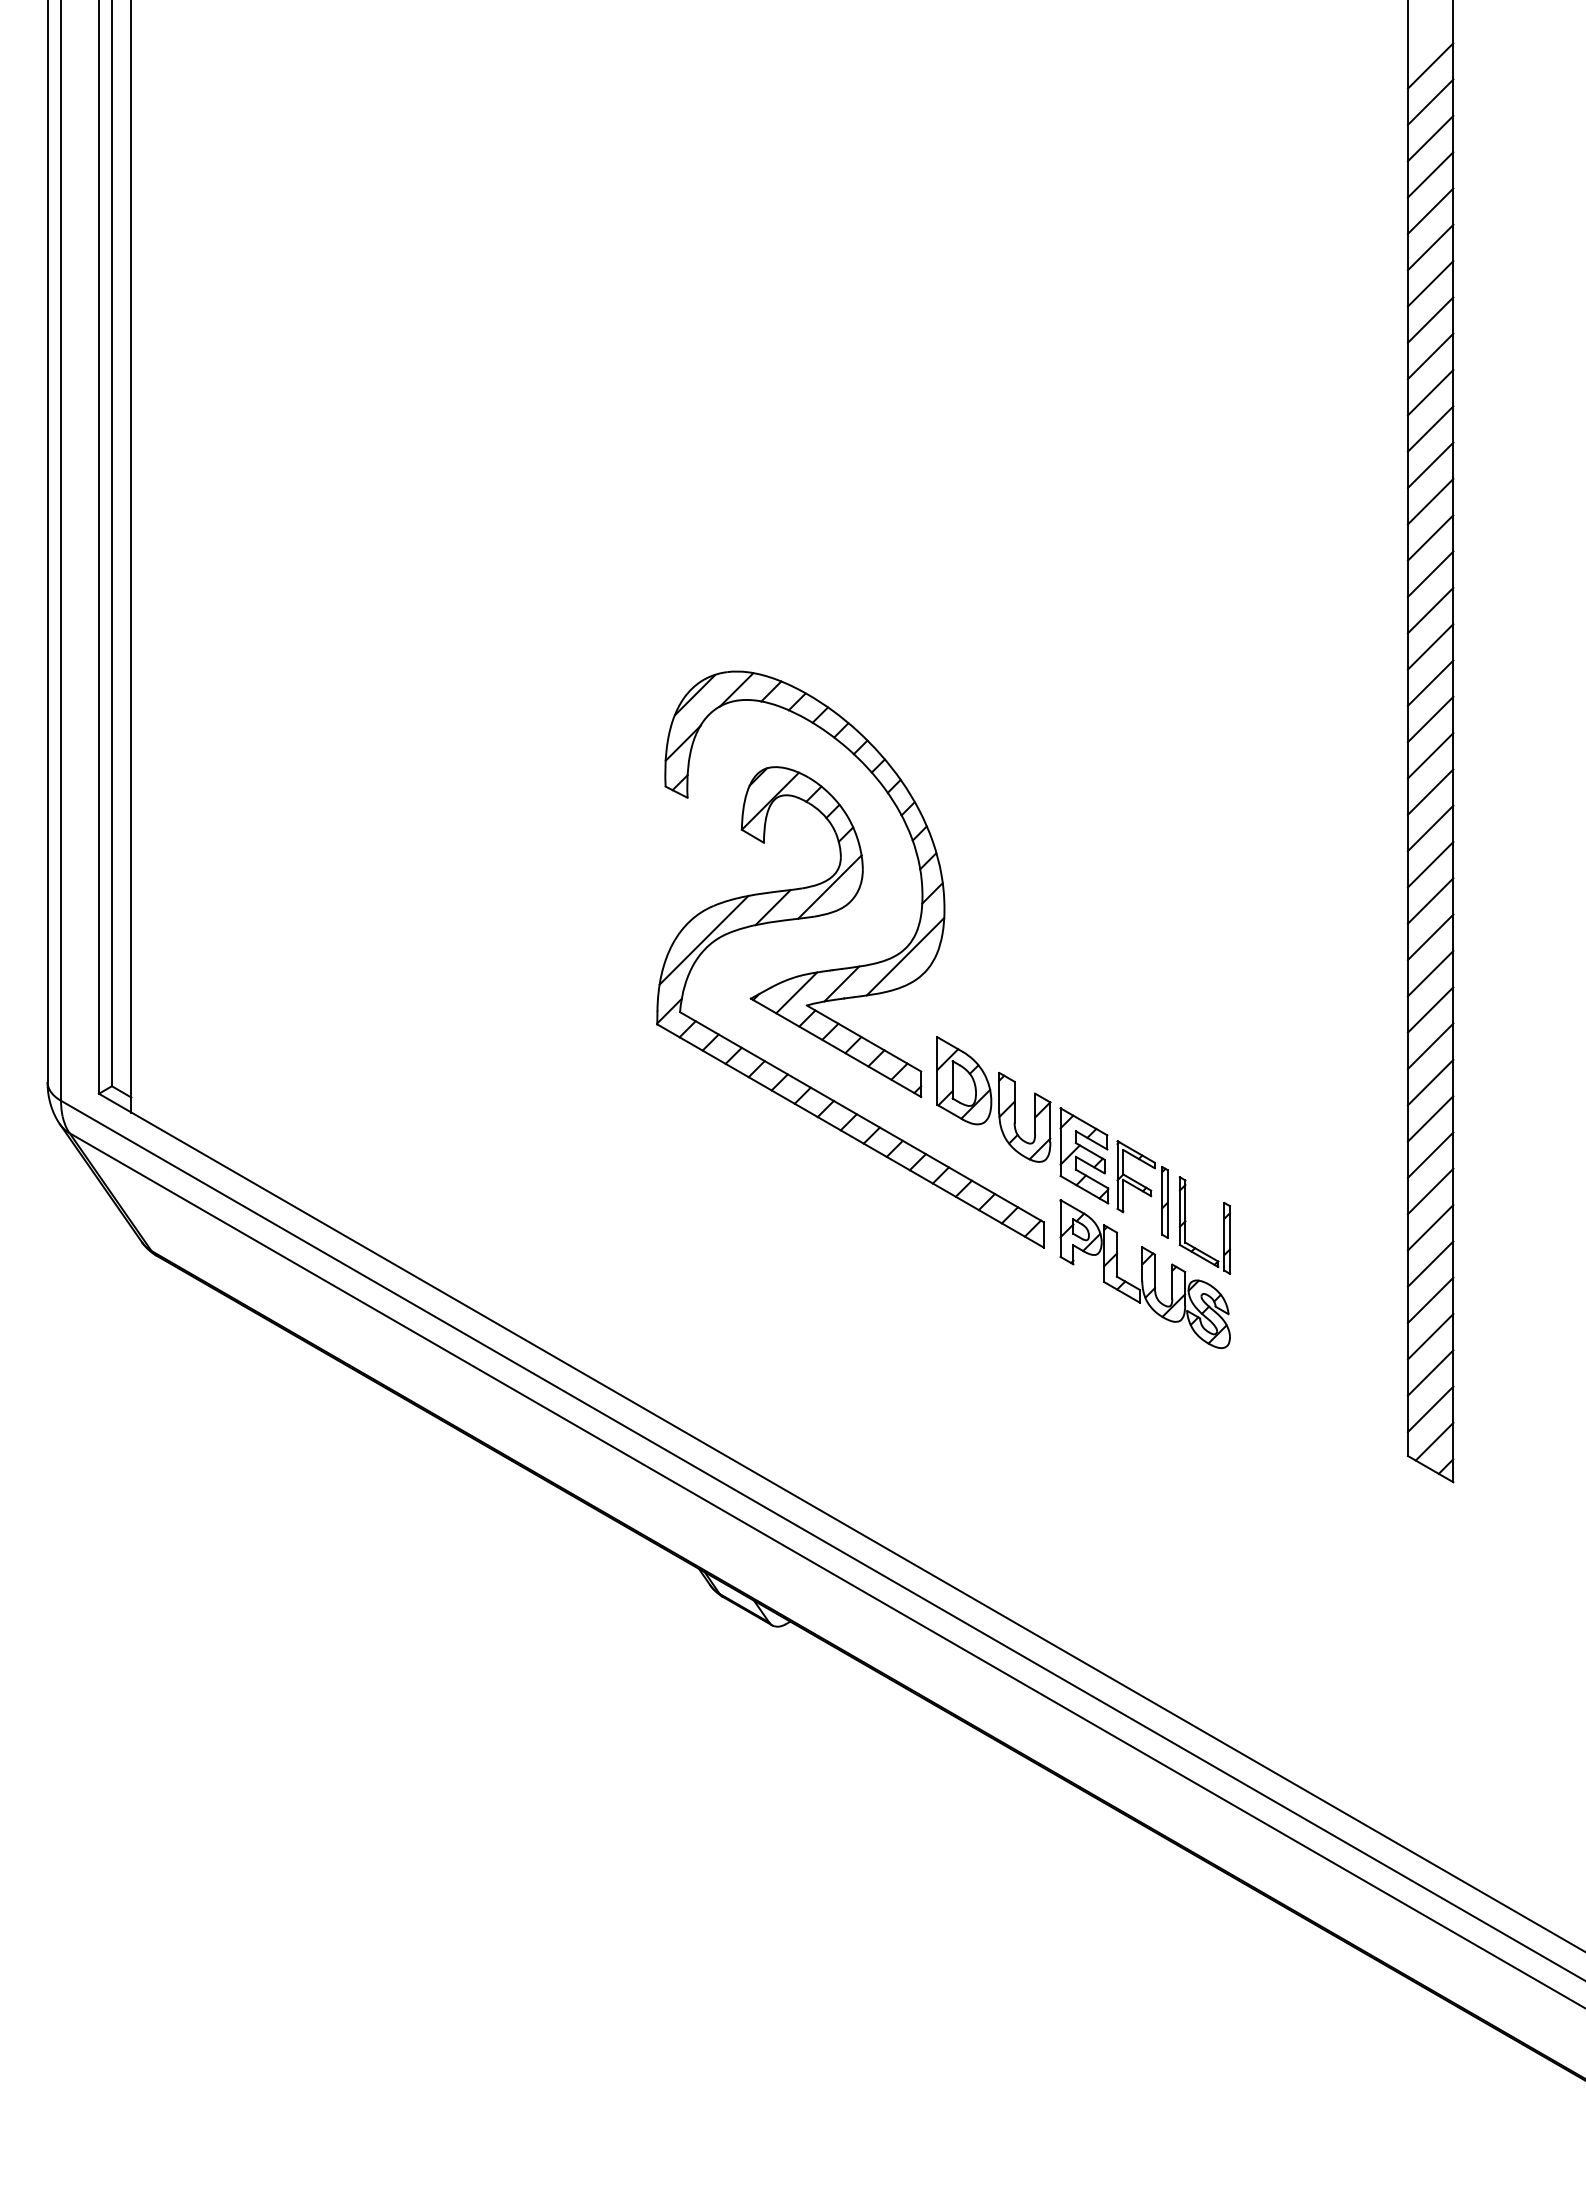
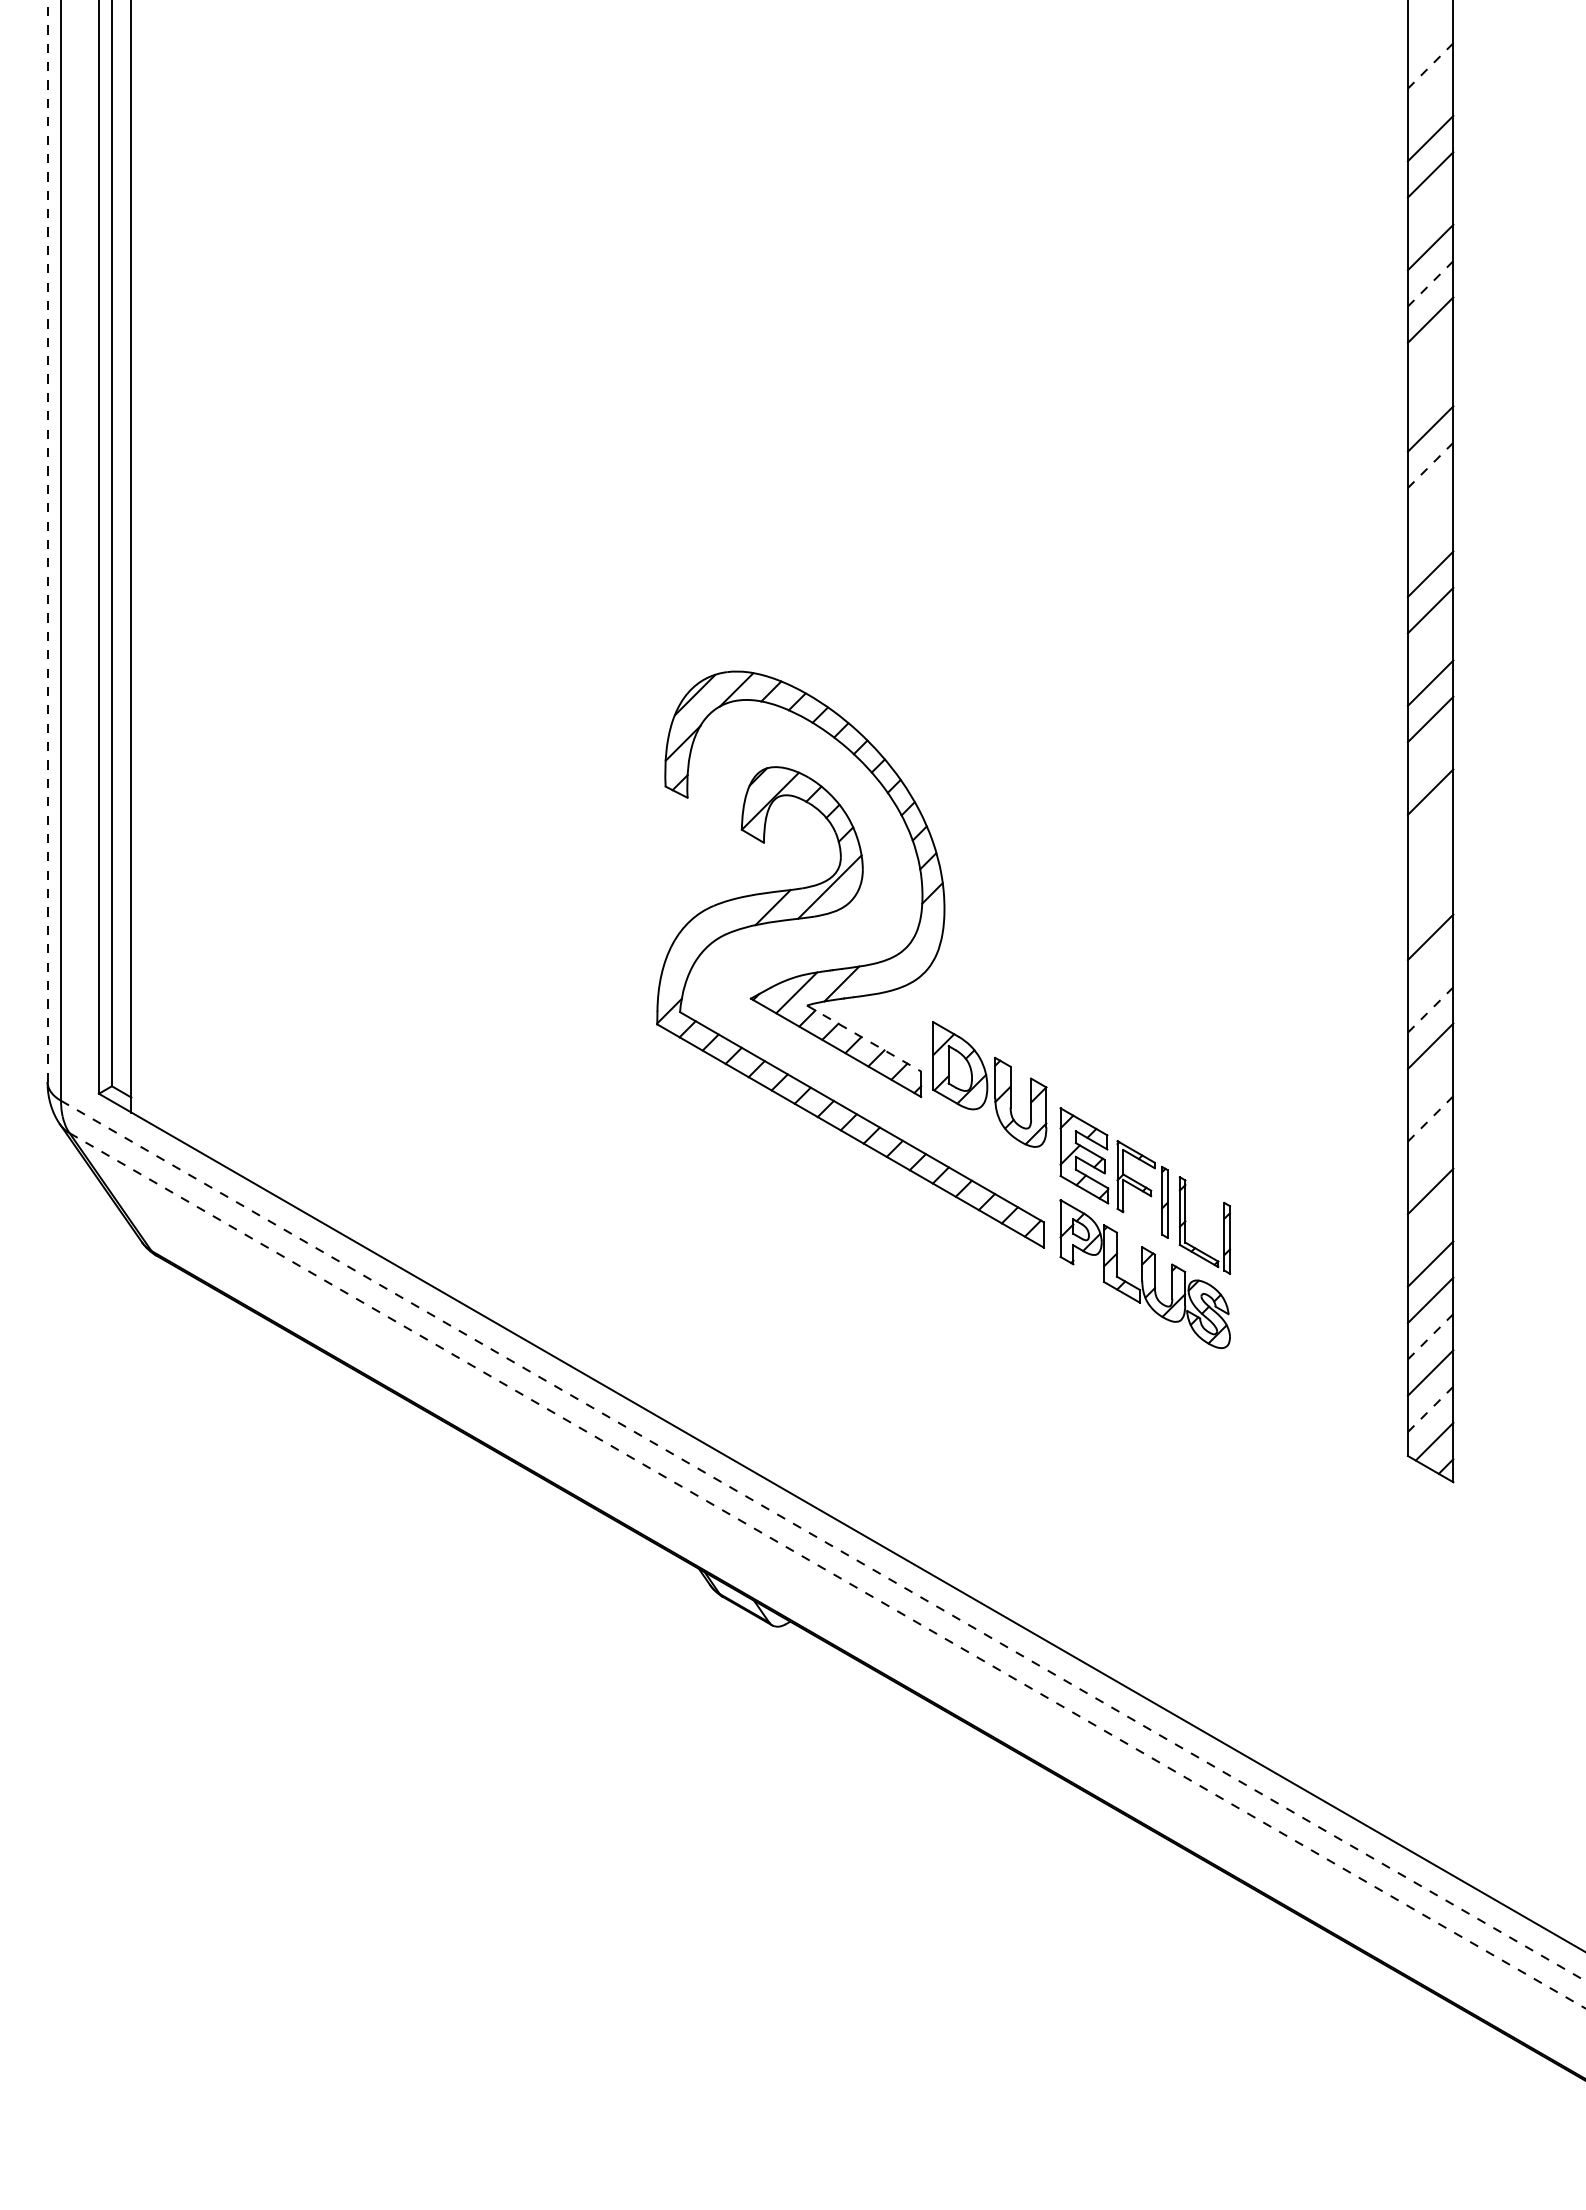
line: solid -> dashed (1431, 65)
line: present -> none (1430, 102)
line: present -> none (1430, 211)
line: solid -> dashed (1431, 283)
line: present -> none (1430, 356)
line: present -> none (1430, 392)
line: solid -> dashed (1431, 465)
line: present -> none (1430, 501)
line: present -> none (1430, 537)
line: solid -> dashed (47, 541)
line: present -> none (1430, 646)
line: present -> none (1430, 755)
line: present -> none (1430, 828)
line: present -> none (1430, 864)
line: present -> none (1430, 900)
line: present -> none (703, 939)
line: present -> none (905, 956)
line: present -> none (1430, 973)
line: solid -> dashed (1431, 1009)
line: solid -> dashed (864, 1038)
line: present -> none (1430, 1082)
part position: (993, 1099) -> (989, 1084) (989, 1084)
line: solid -> dashed (1431, 1118)
line: present -> none (1430, 1154)
line: present -> none (1430, 1227)
line: solid -> dashed (1431, 1336)
line: solid -> dashed (1431, 1409)
line: solid -> dashed (823, 1541)
line: solid -> dashed (828, 1571)
